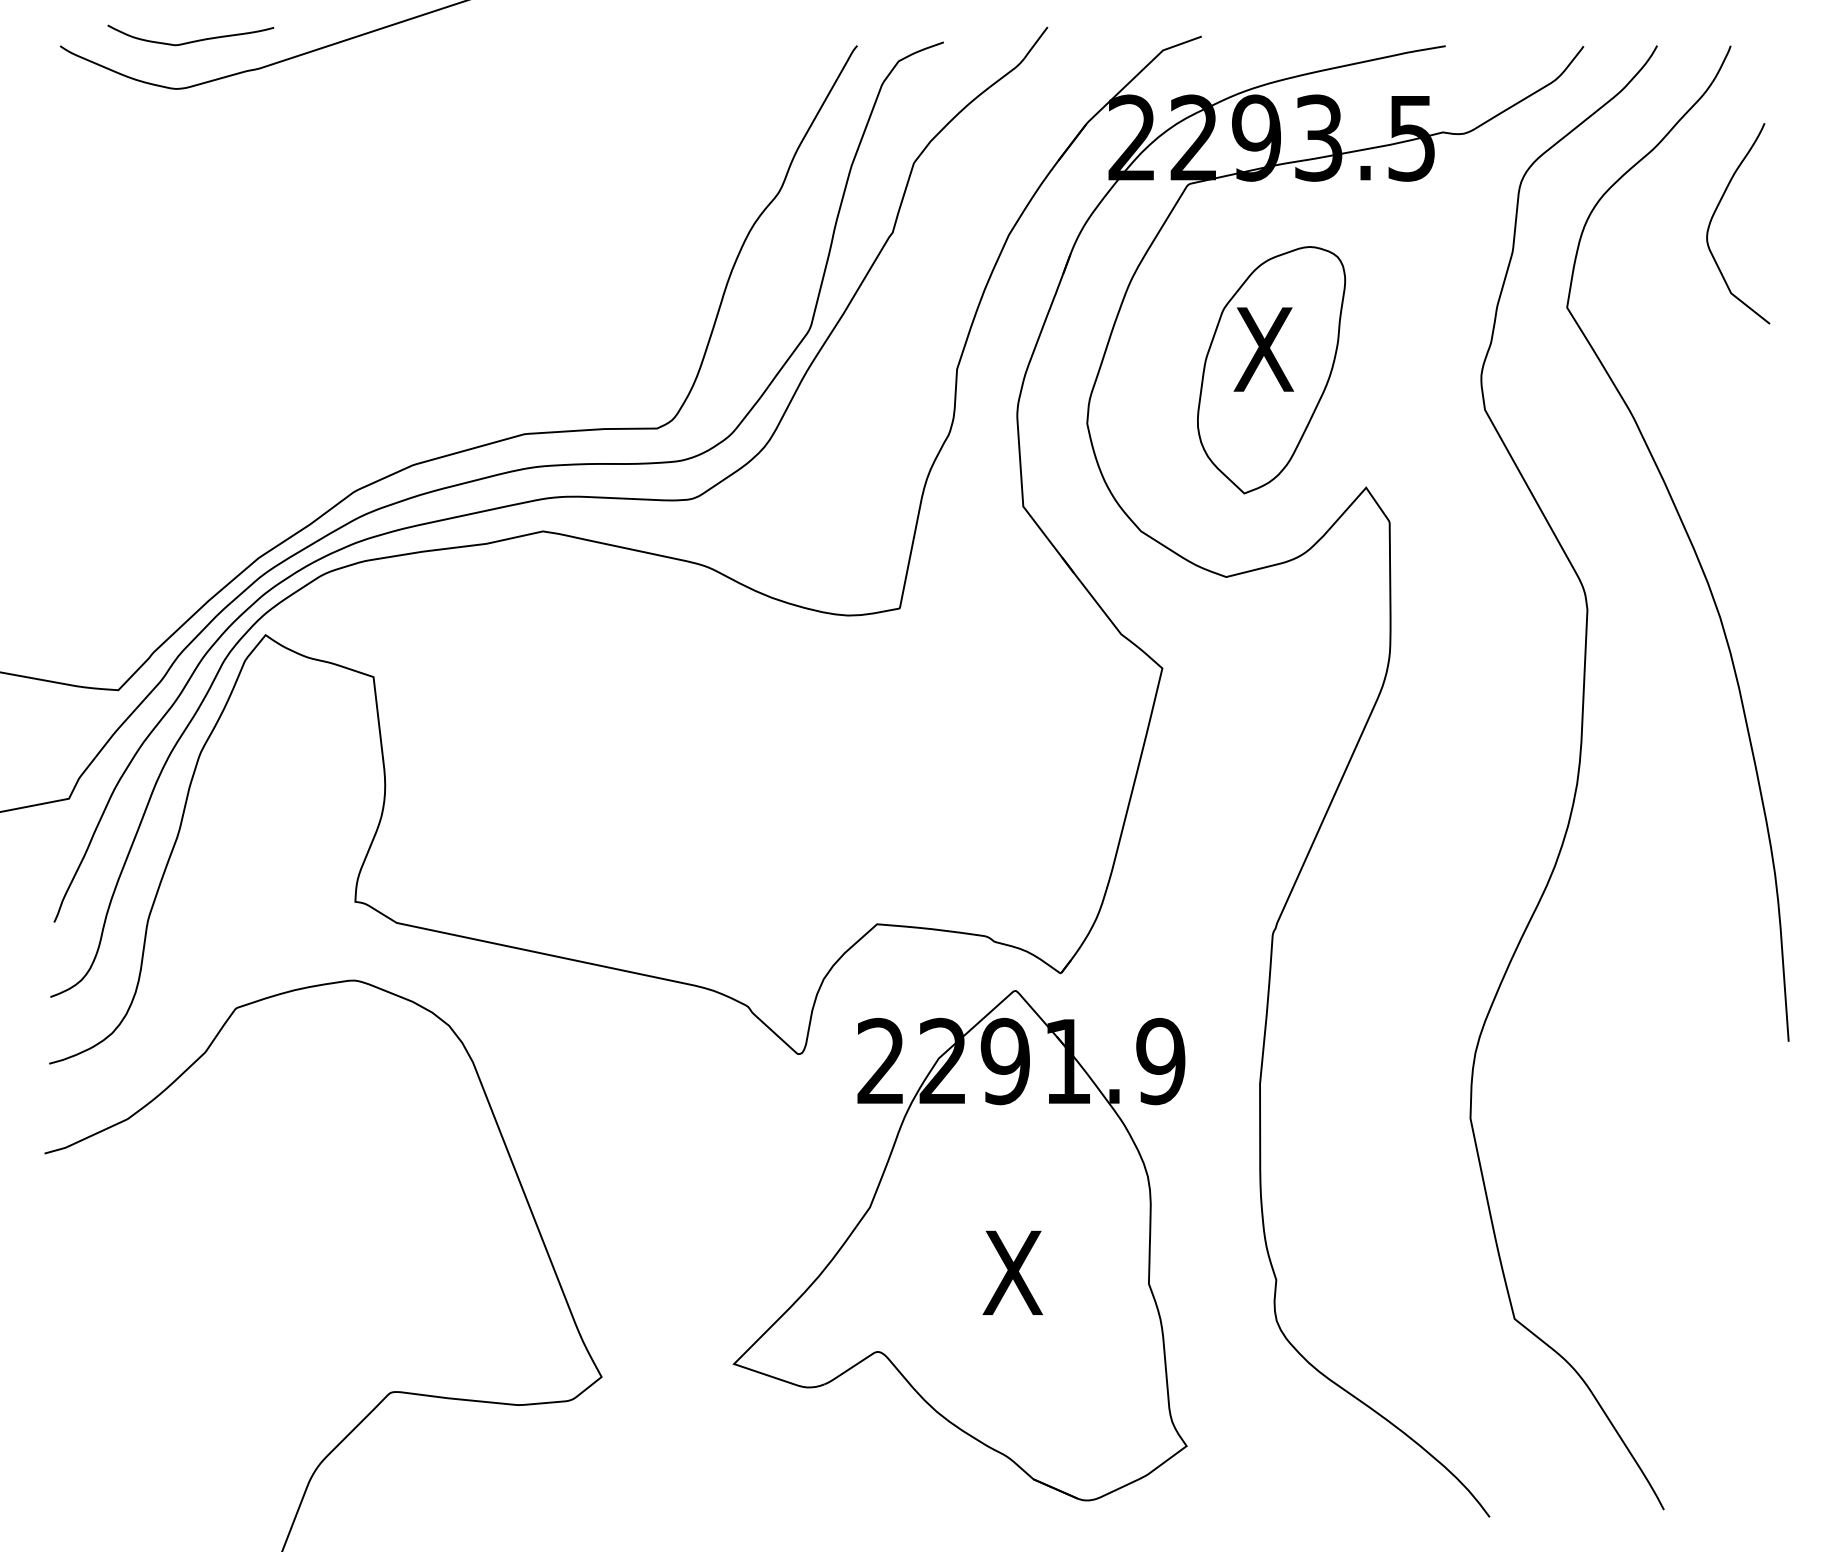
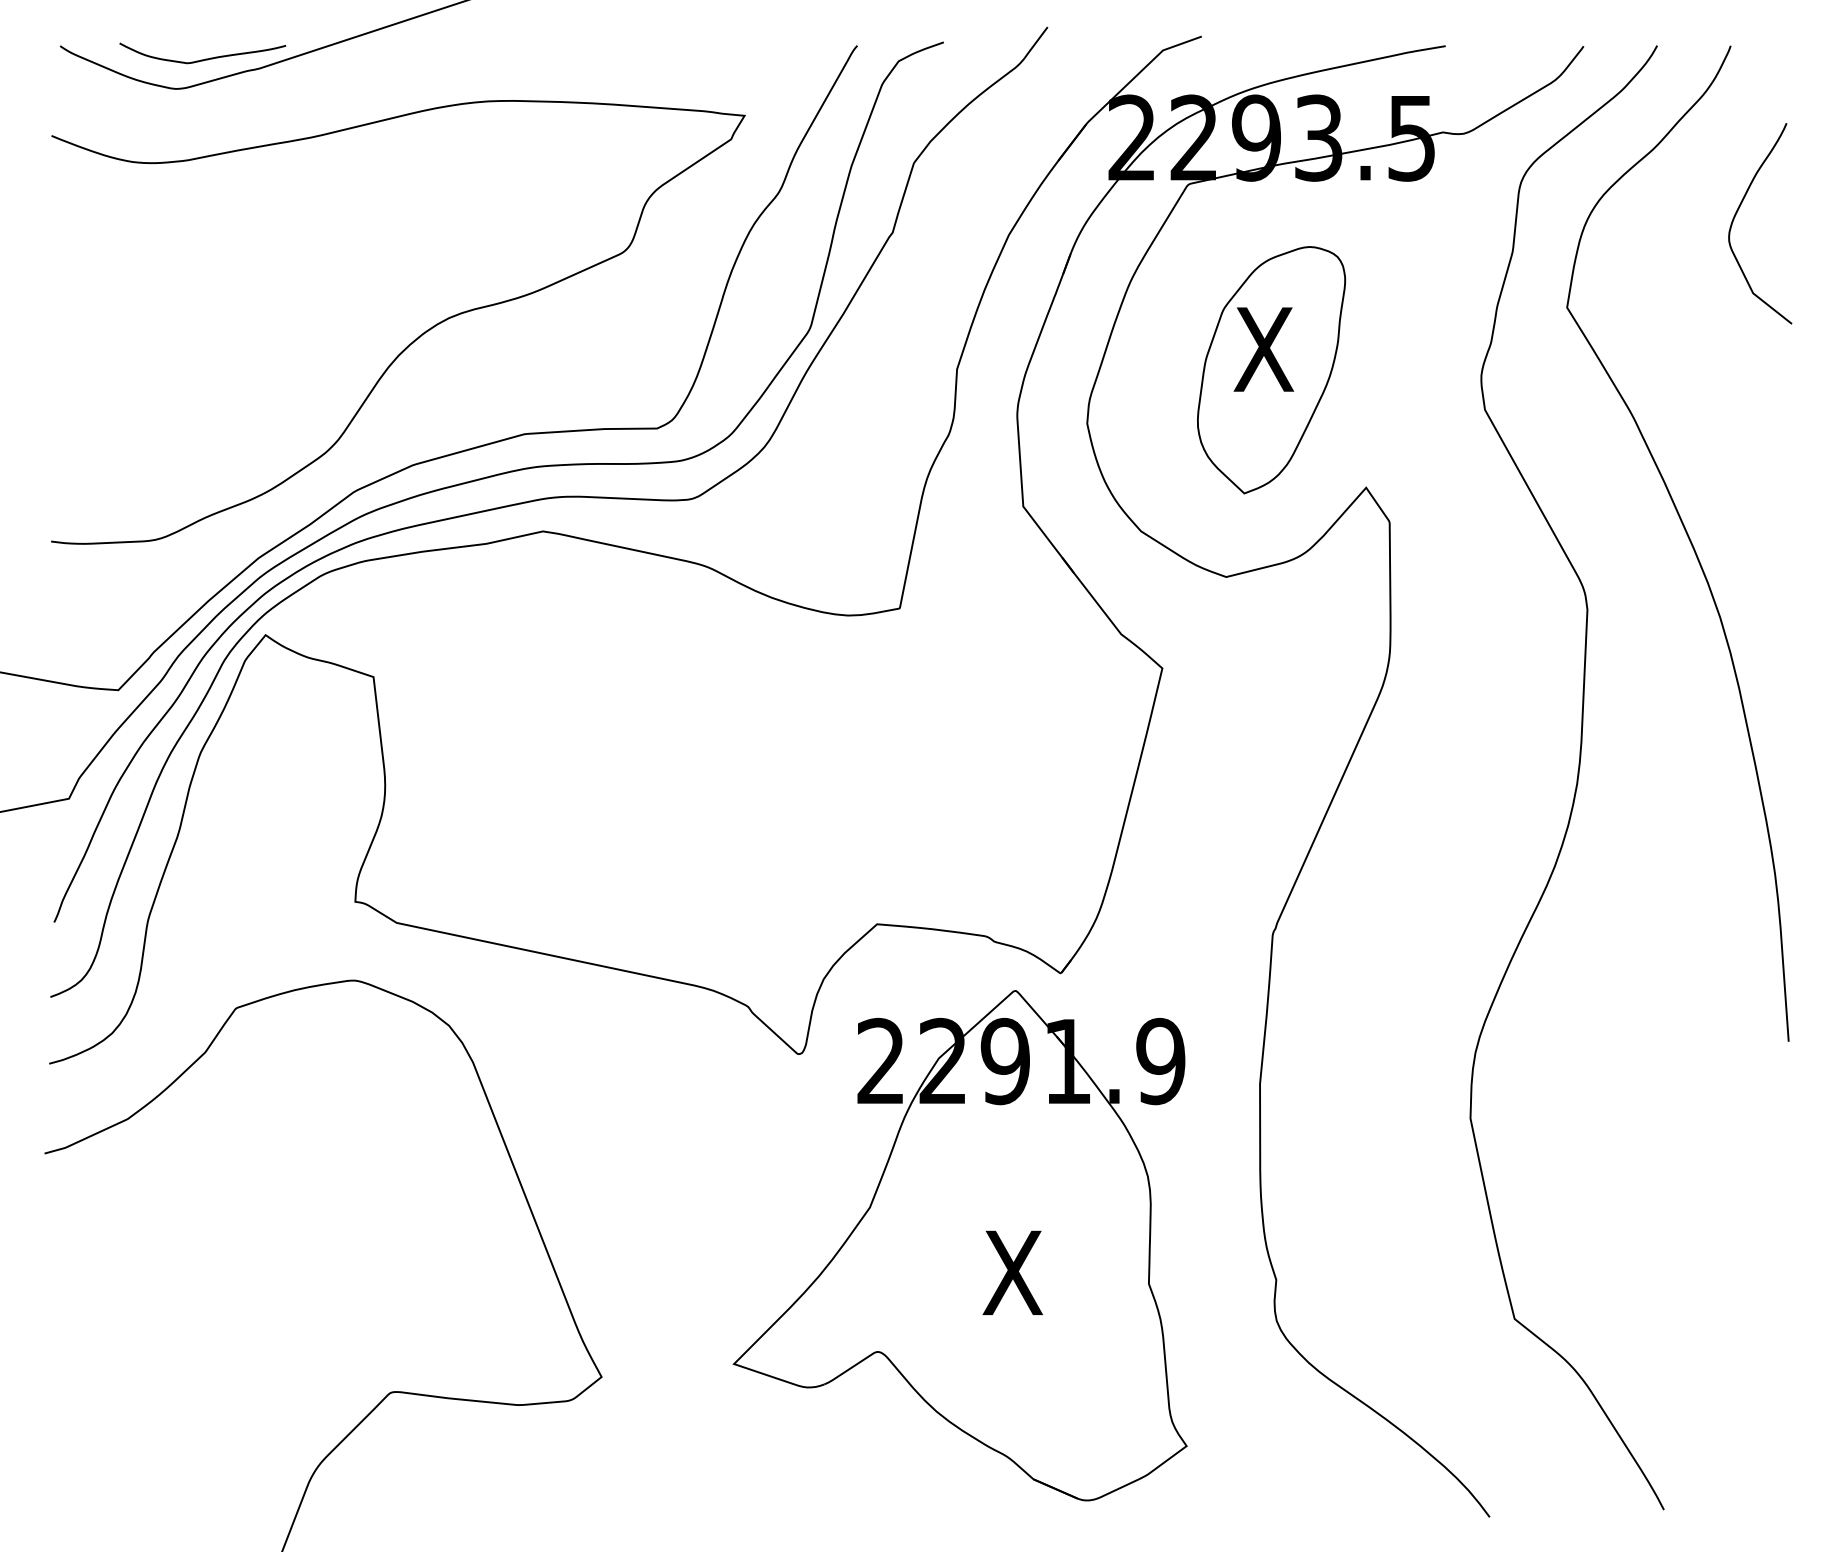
curve position: (193, 40) -> (205, 58) (205, 58)
curve position: (1715, 213) -> (1737, 213) (1737, 213)
curve: none -> present (414, 339)
